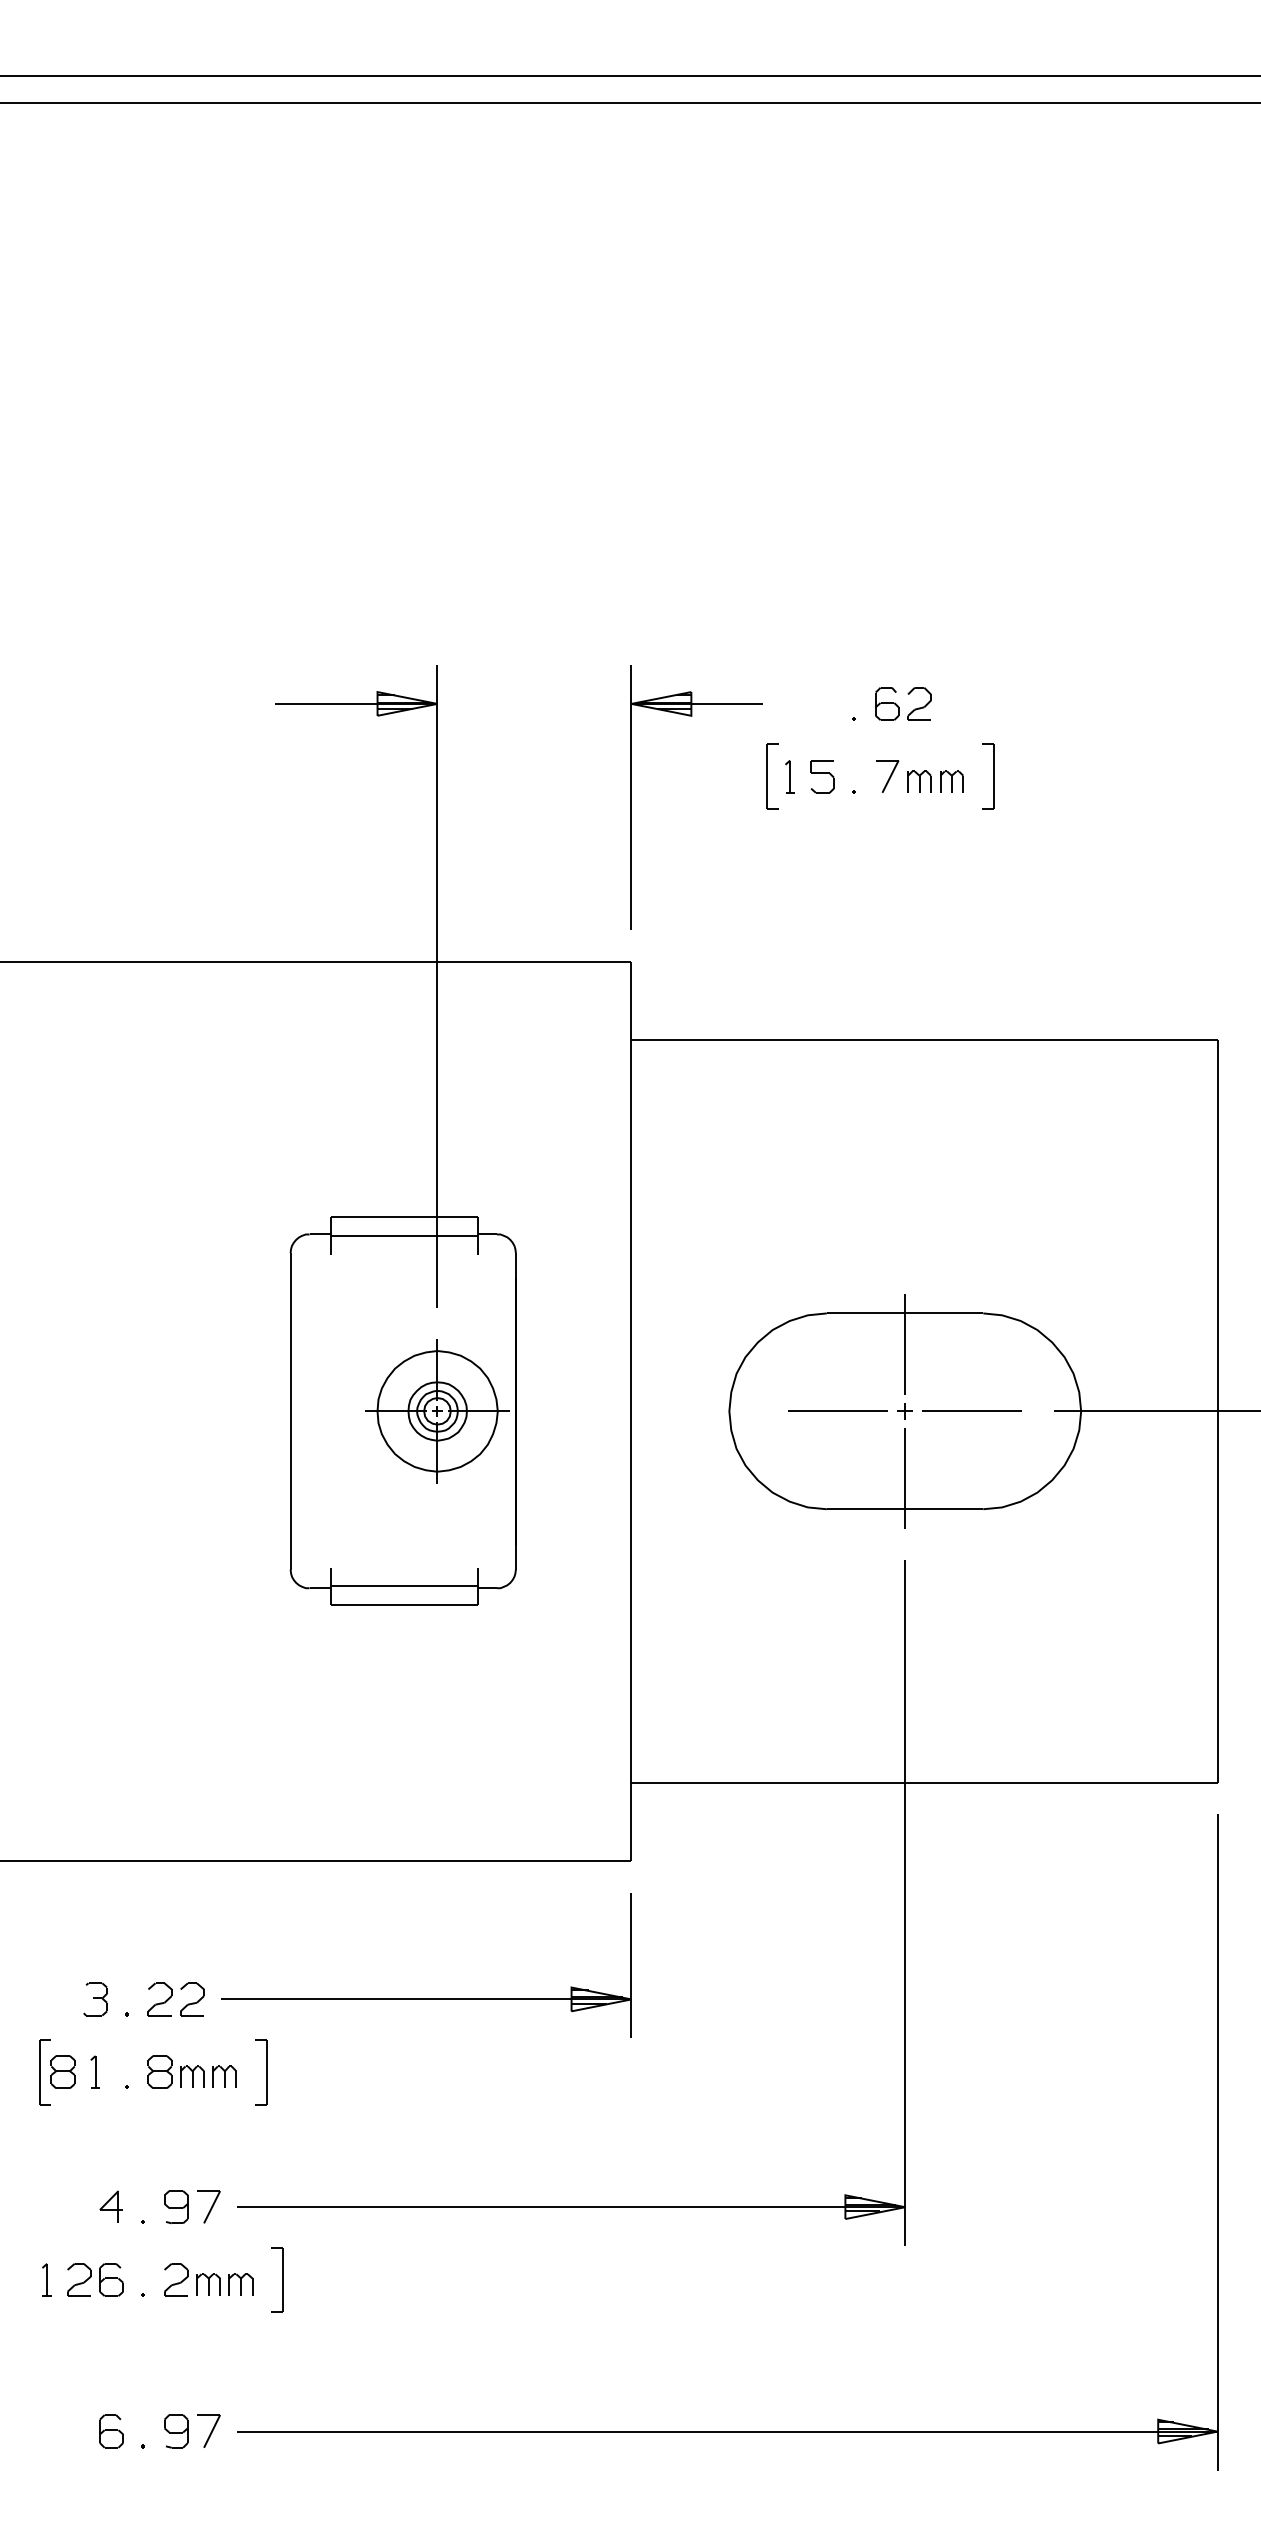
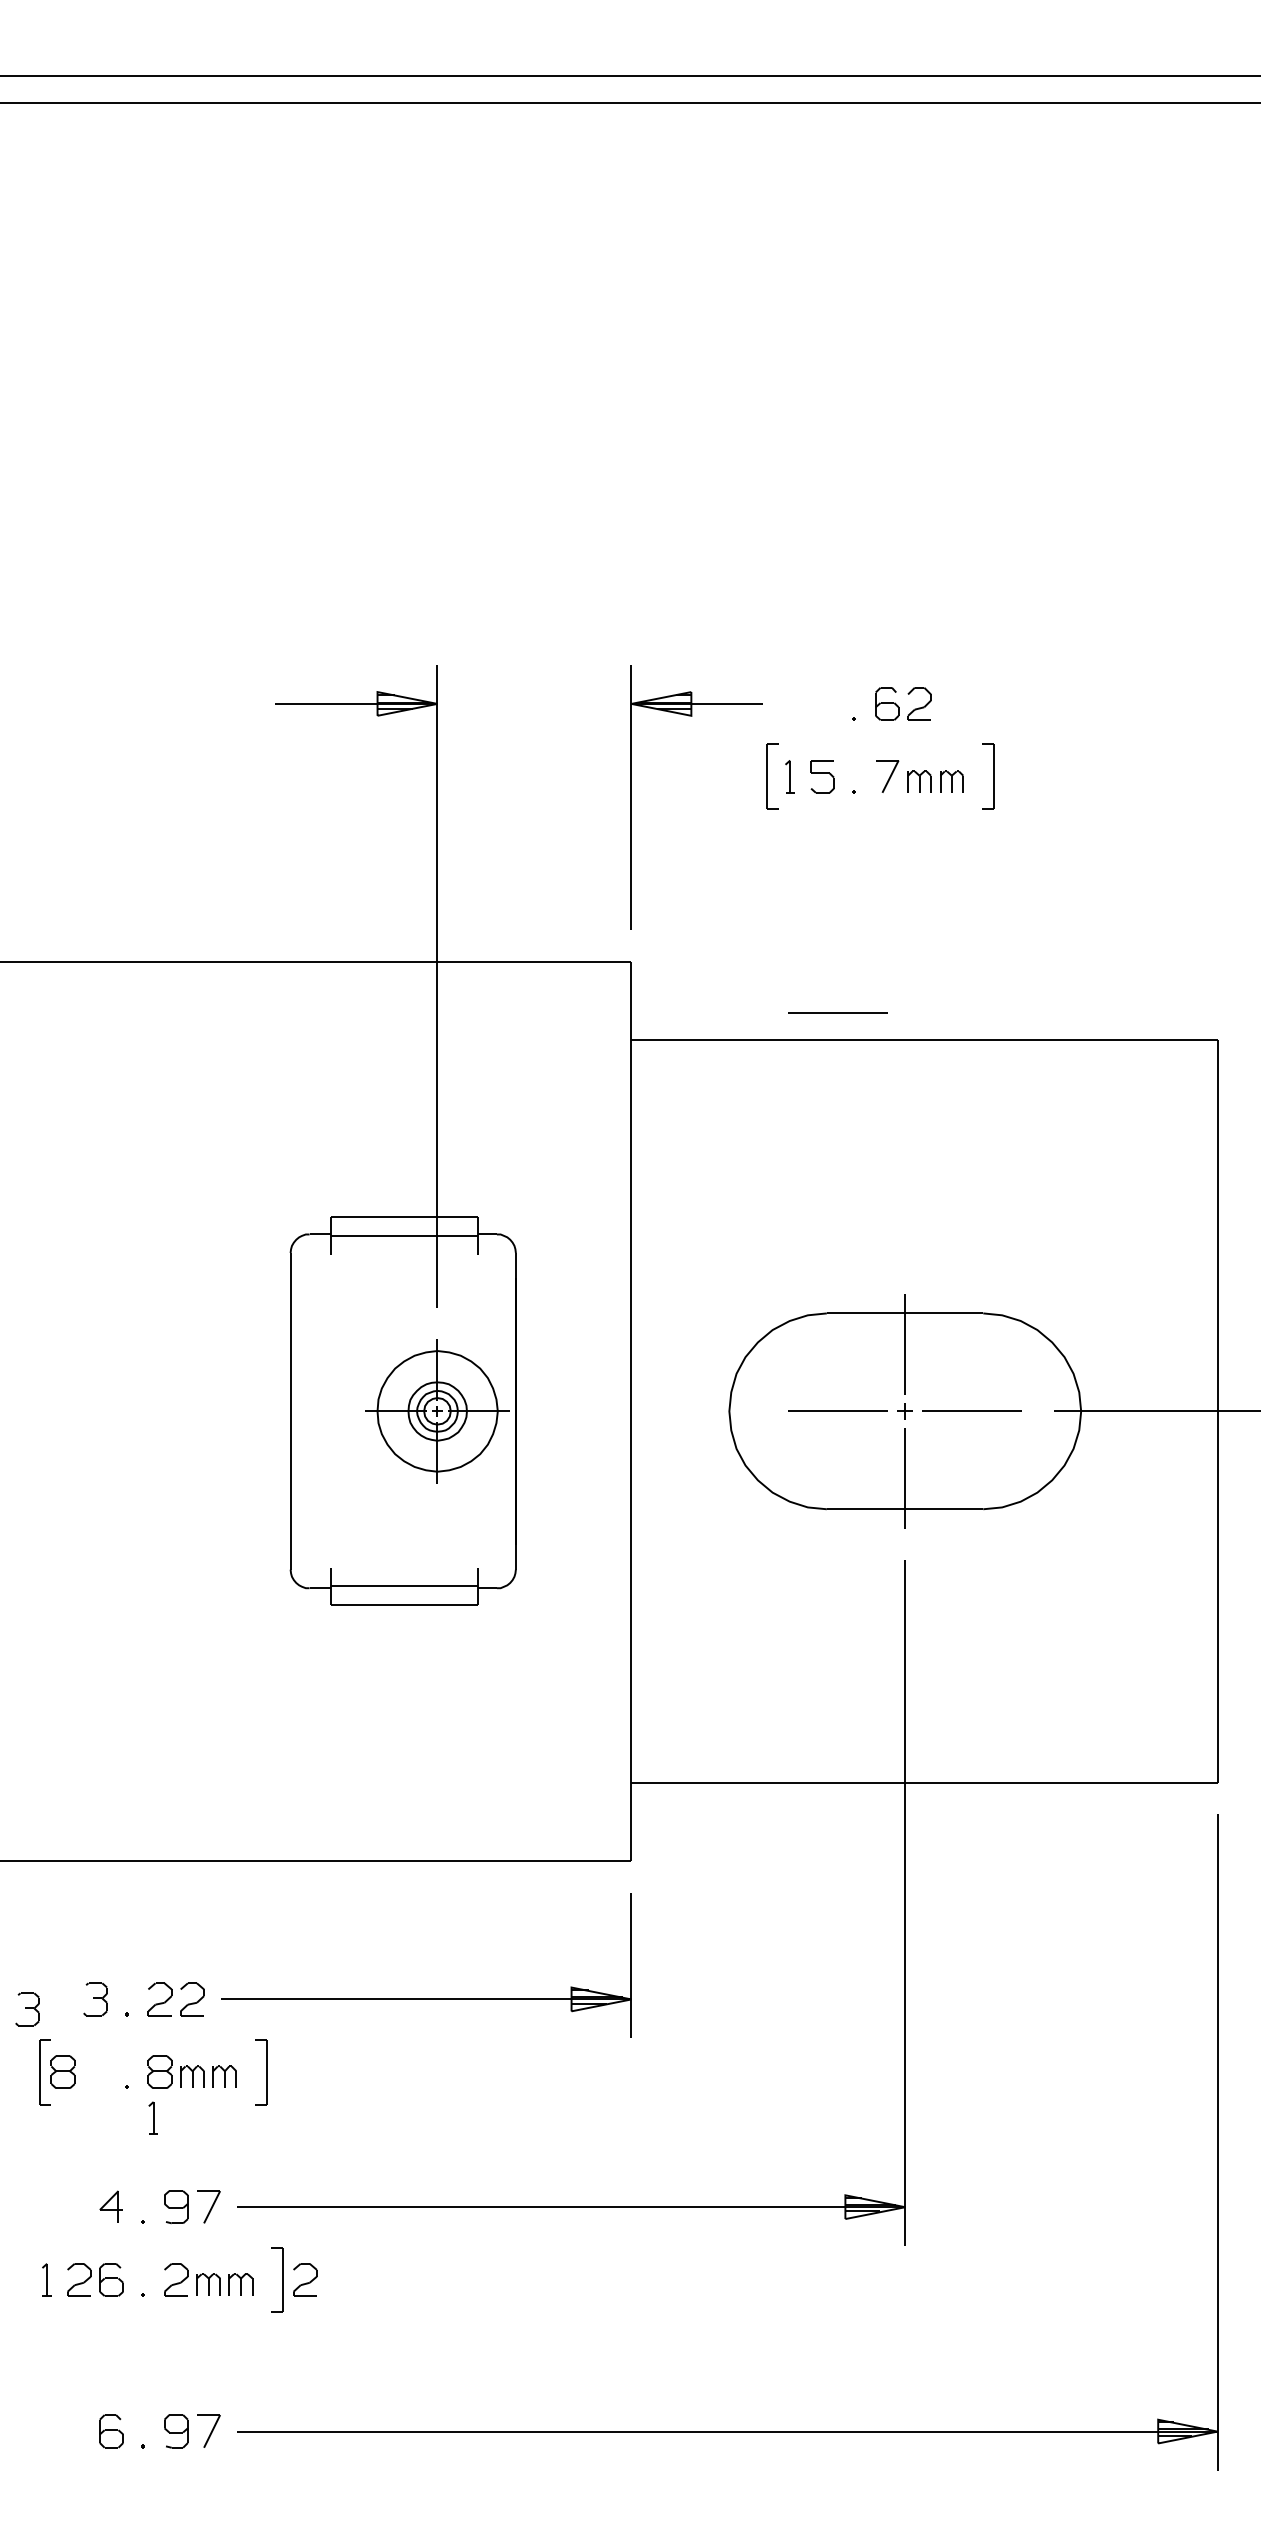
line: none -> present (837, 1012)
part: none -> present (27, 2009)
part position: (94, 2071) -> (152, 2117) (152, 2117)
part: none -> present (305, 2279)
